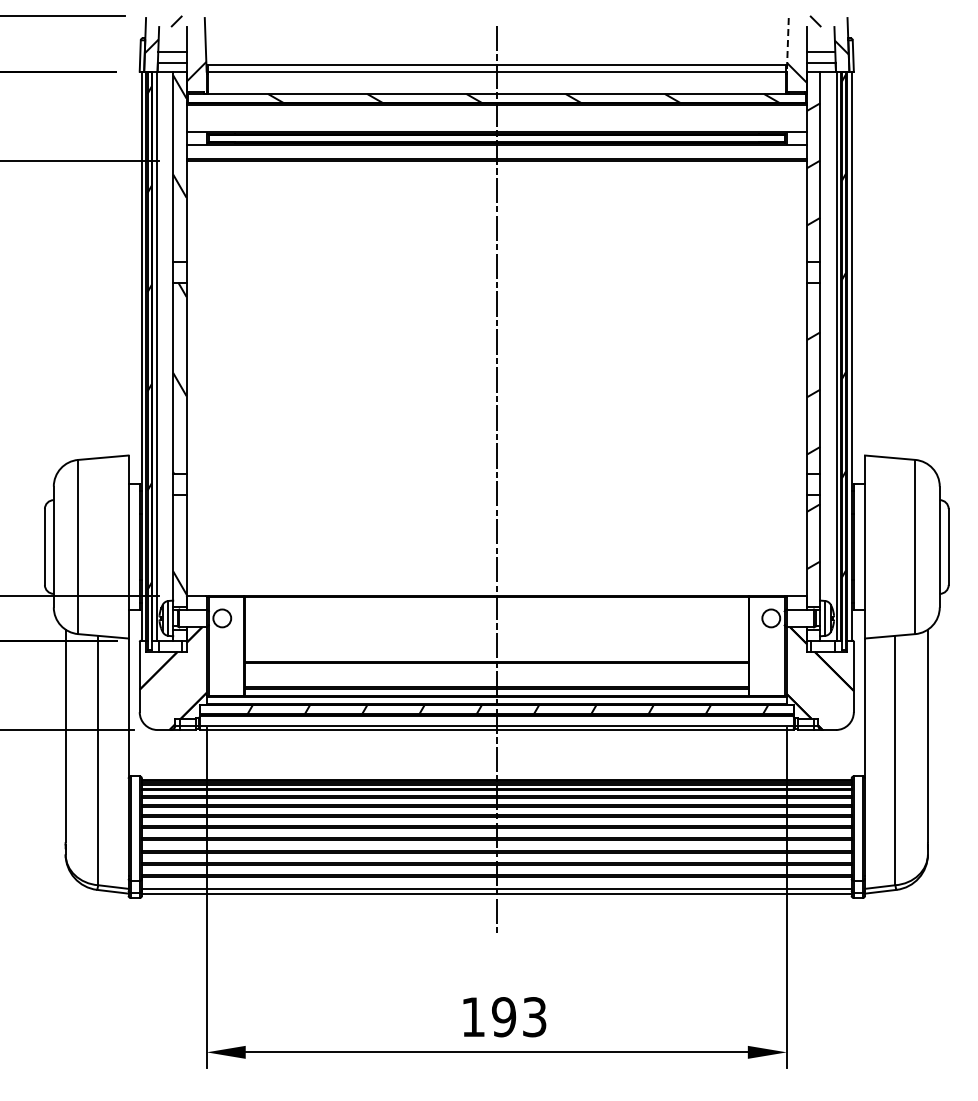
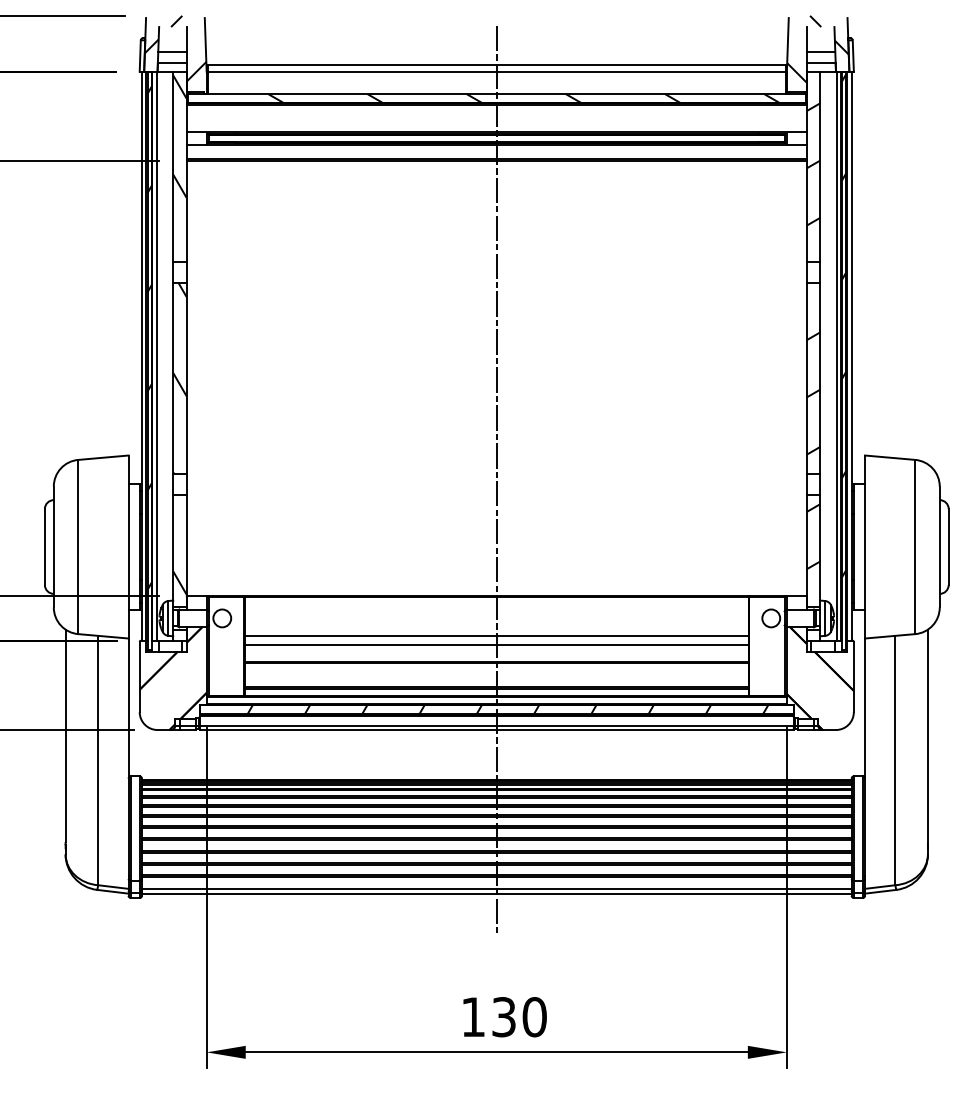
line: dashed -> solid (787, 44)
line: none -> present (496, 636)
line: none -> present (496, 645)
text: 193 -> 130 (519, 1017)
